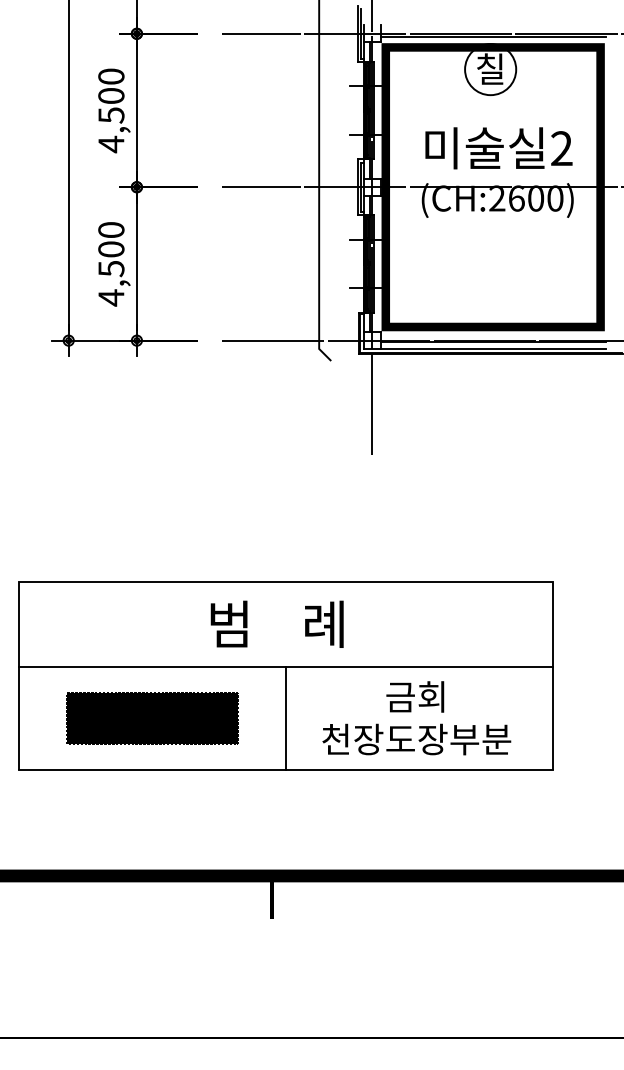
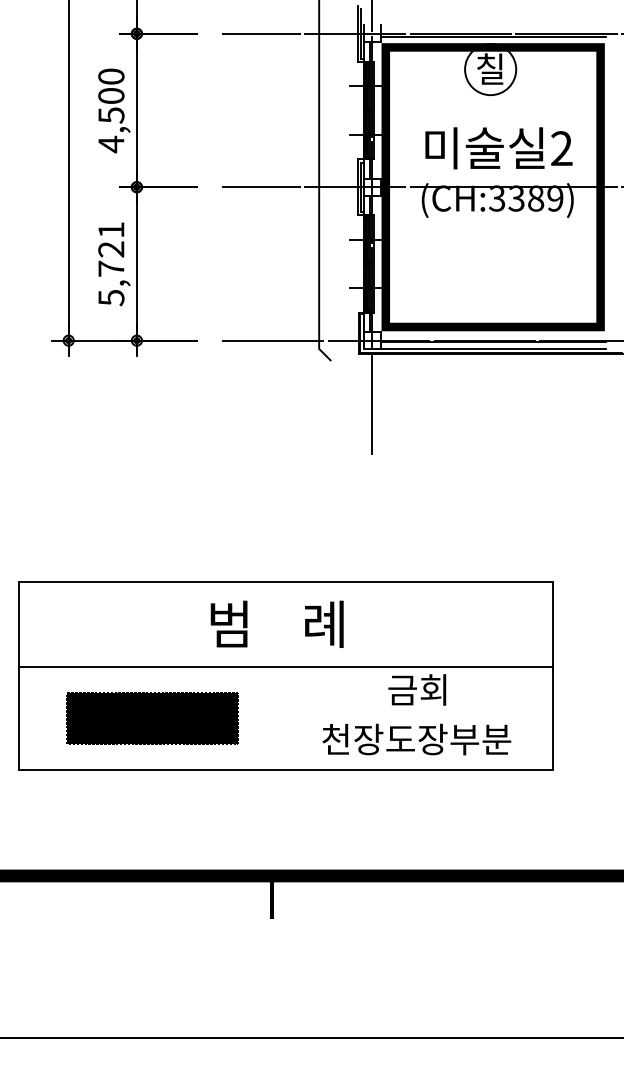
text: (CH:2600) -> (CH:3389) (526, 198)
text: 4,500 -> 5,721 (111, 264)
text position: (415, 696) -> (417, 689) (417, 689)
line: present -> none (286, 718)
